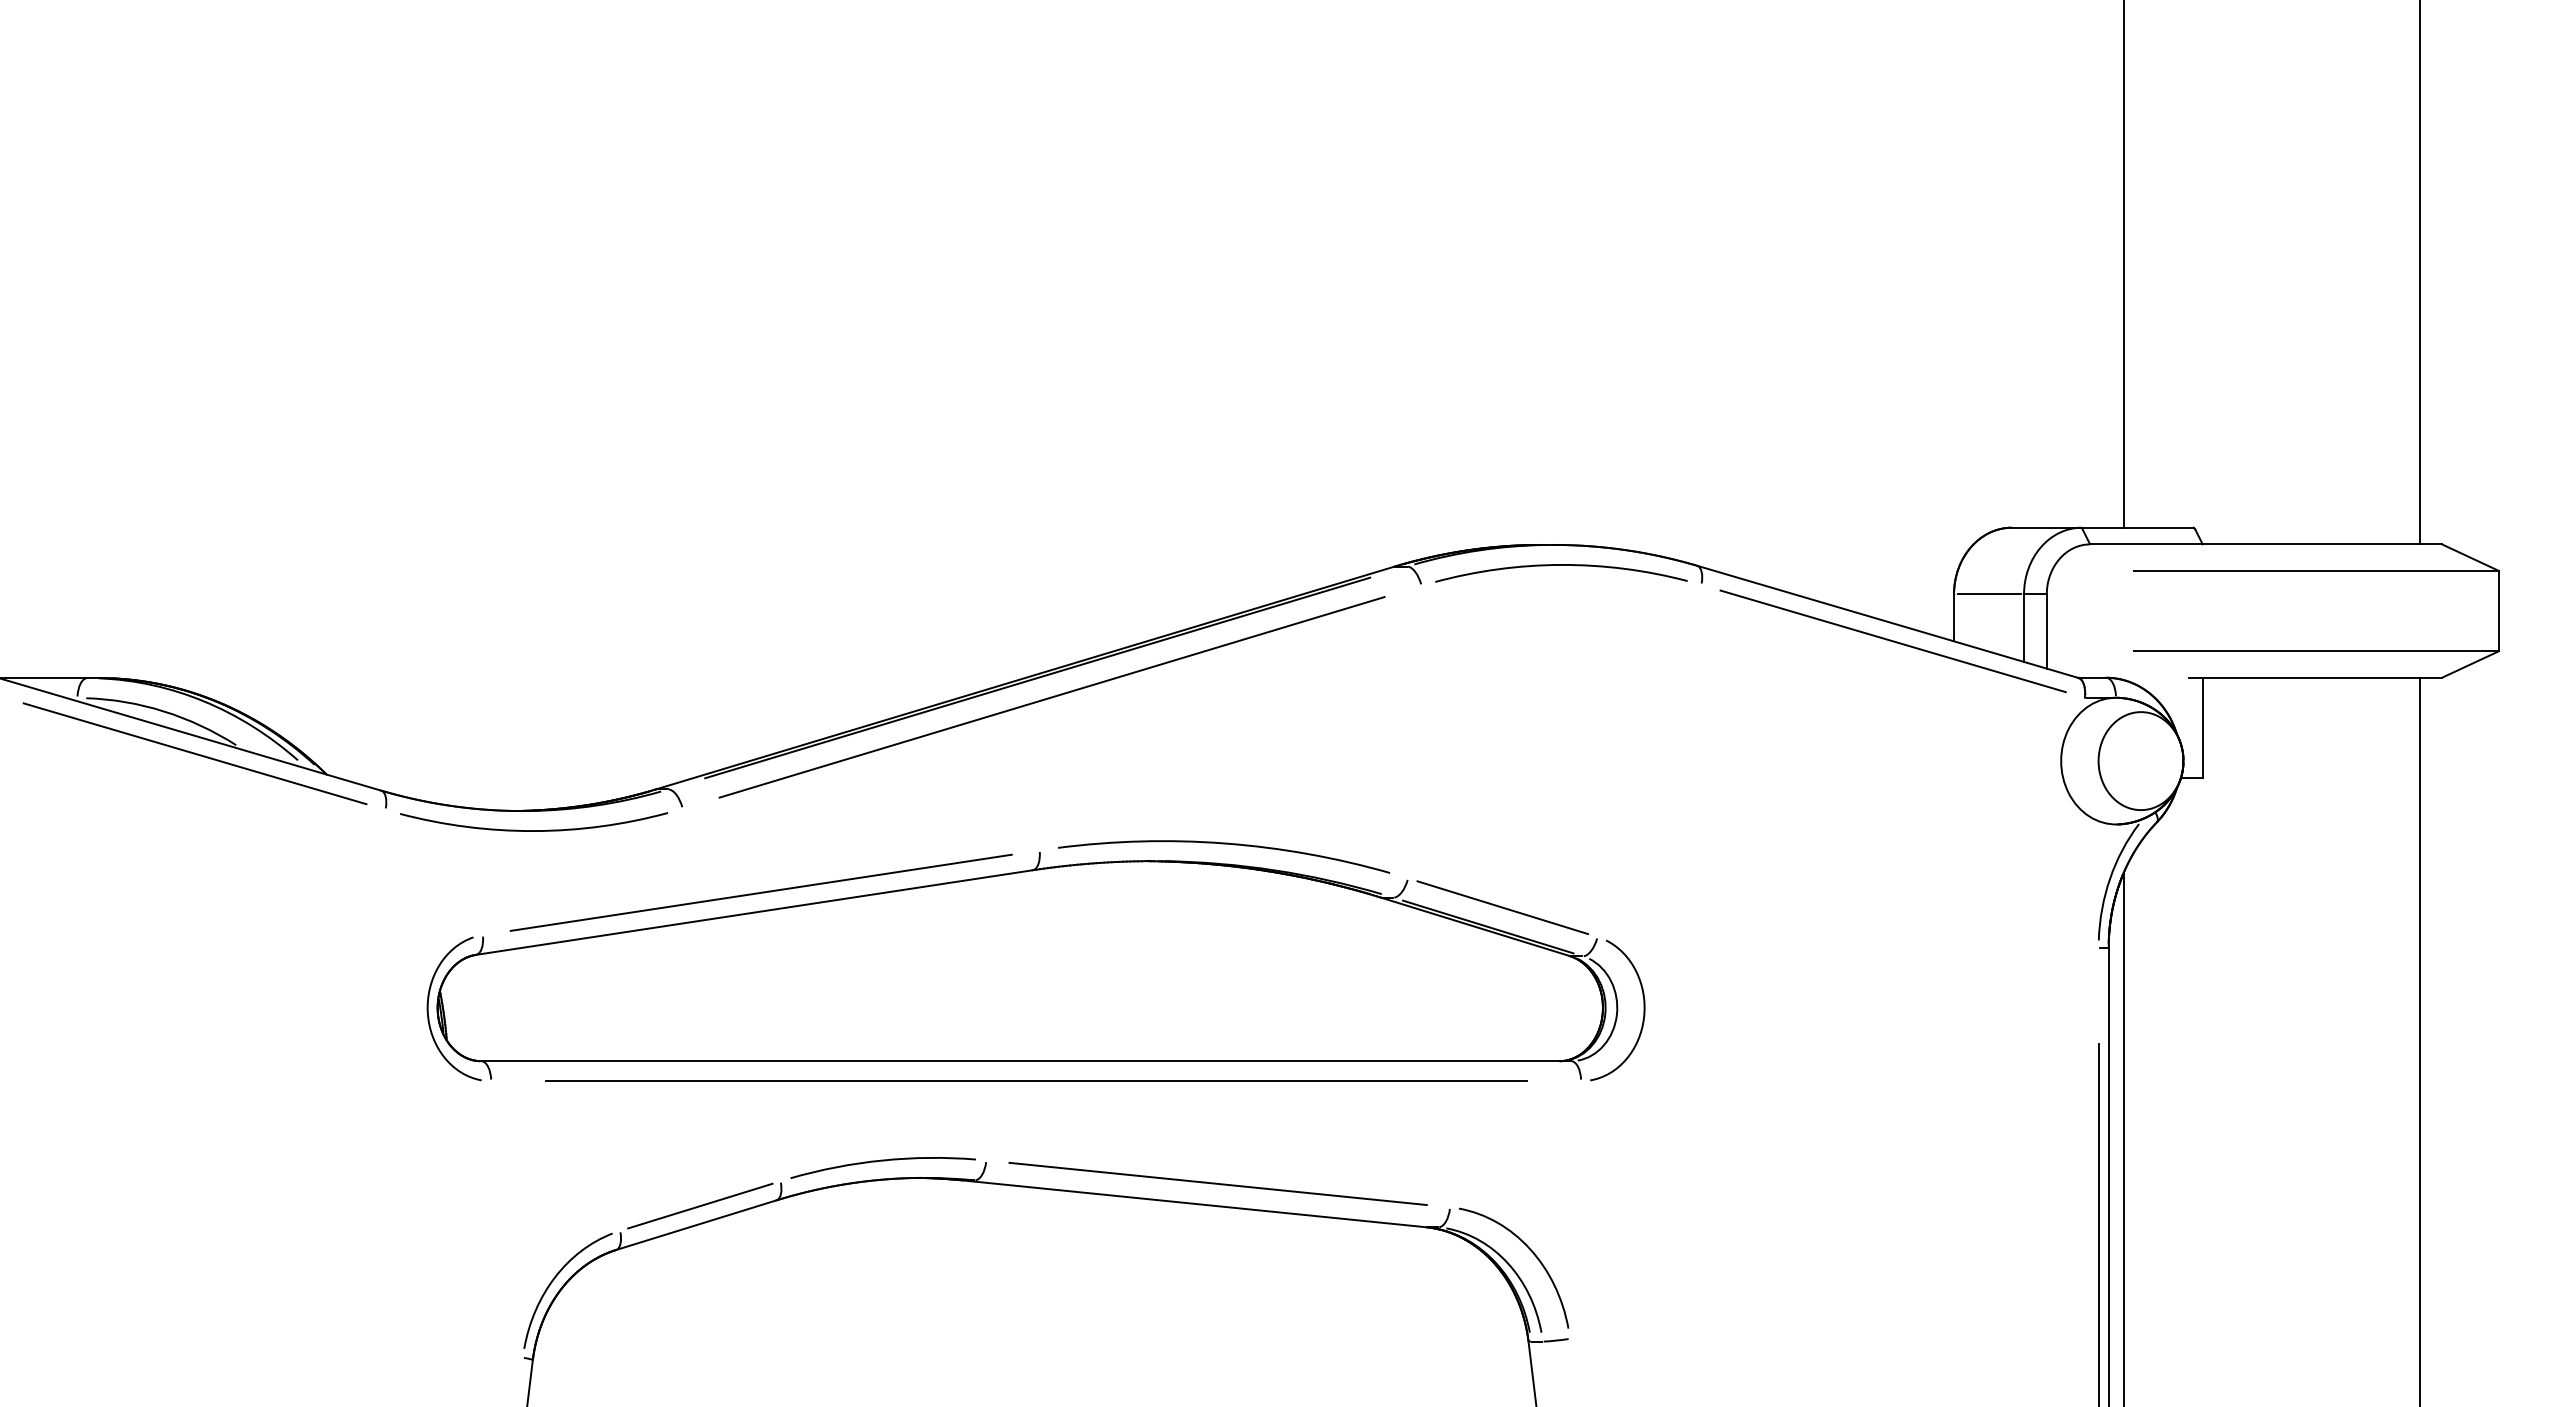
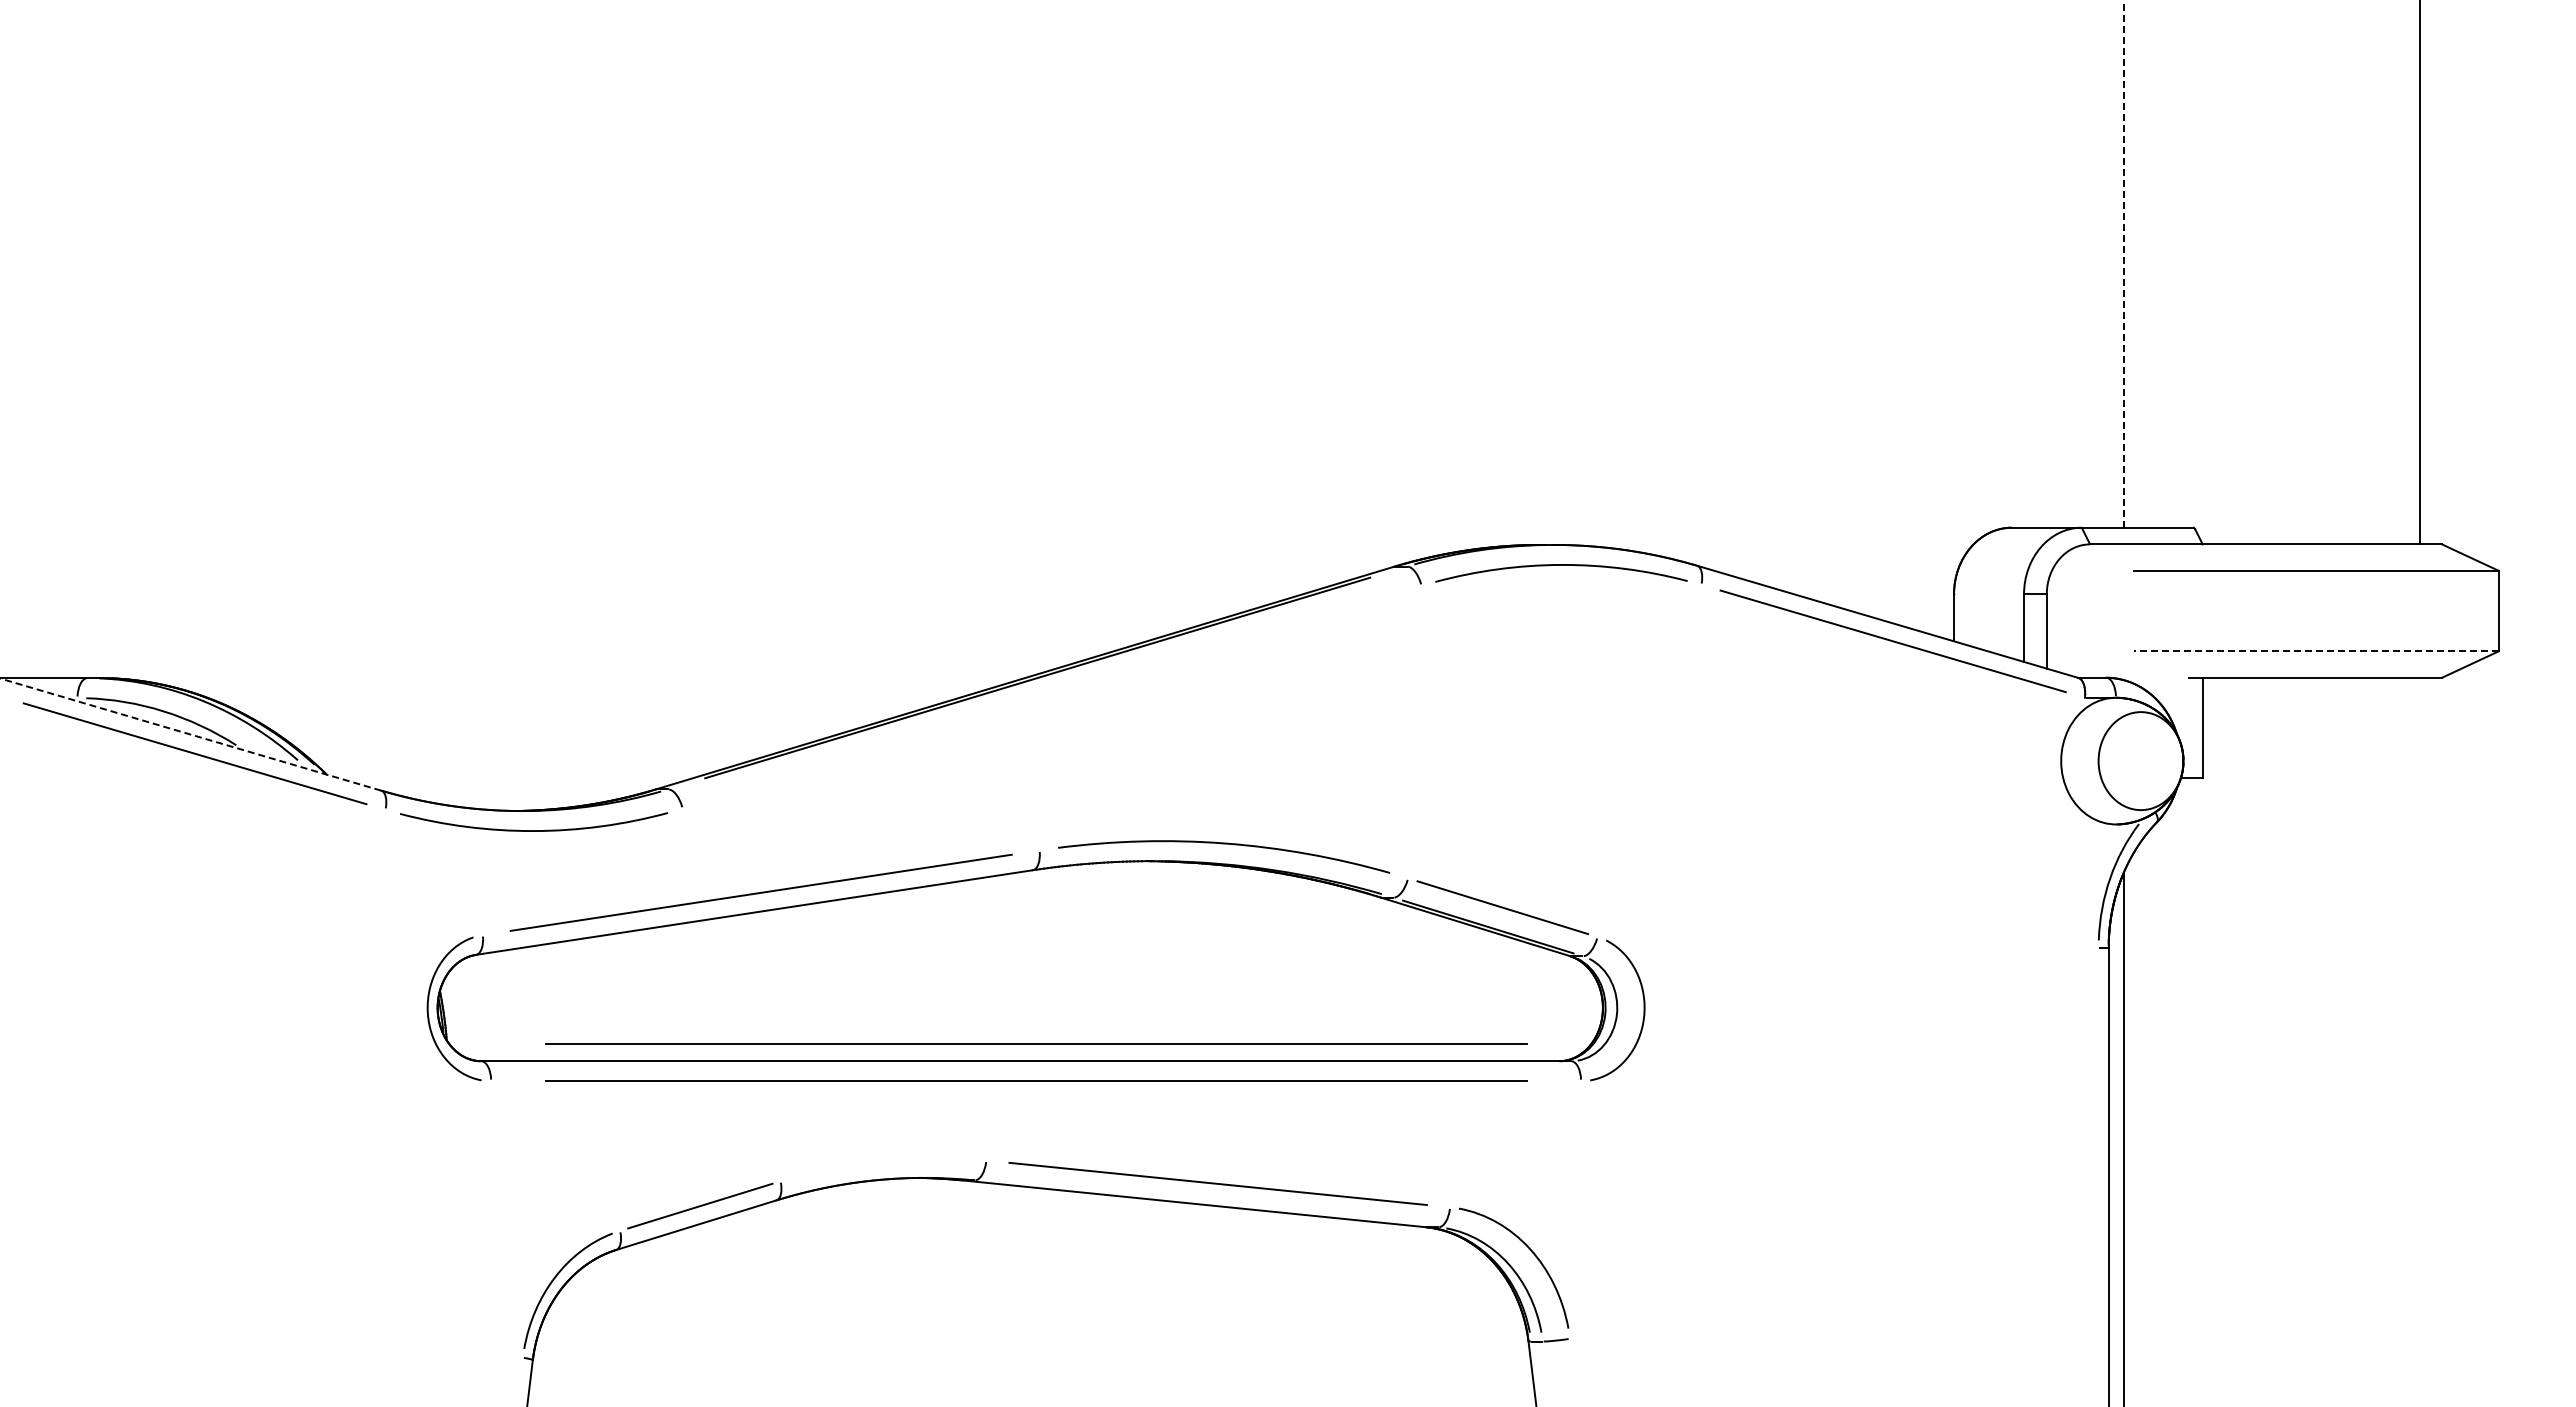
line: solid -> dashed (2123, 264)
line: present -> none (1988, 594)
line: solid -> dashed (2315, 651)
line: present -> none (1051, 697)
line: solid -> dashed (190, 734)
line: present -> none (2420, 1040)
line: none -> present (1036, 1043)
curve: present -> none (882, 1161)
line: present -> none (2098, 1223)
